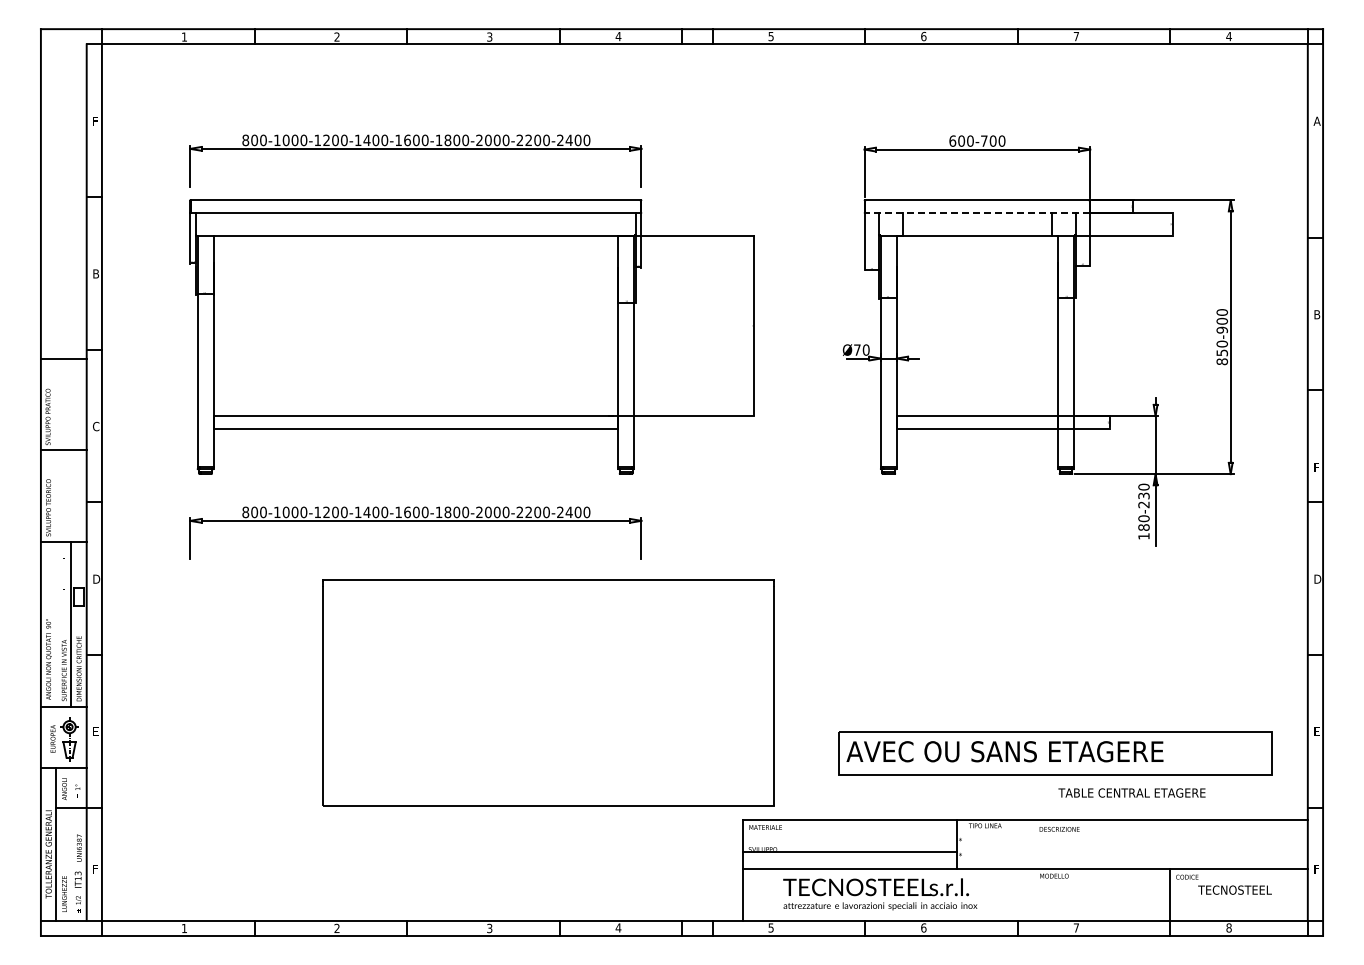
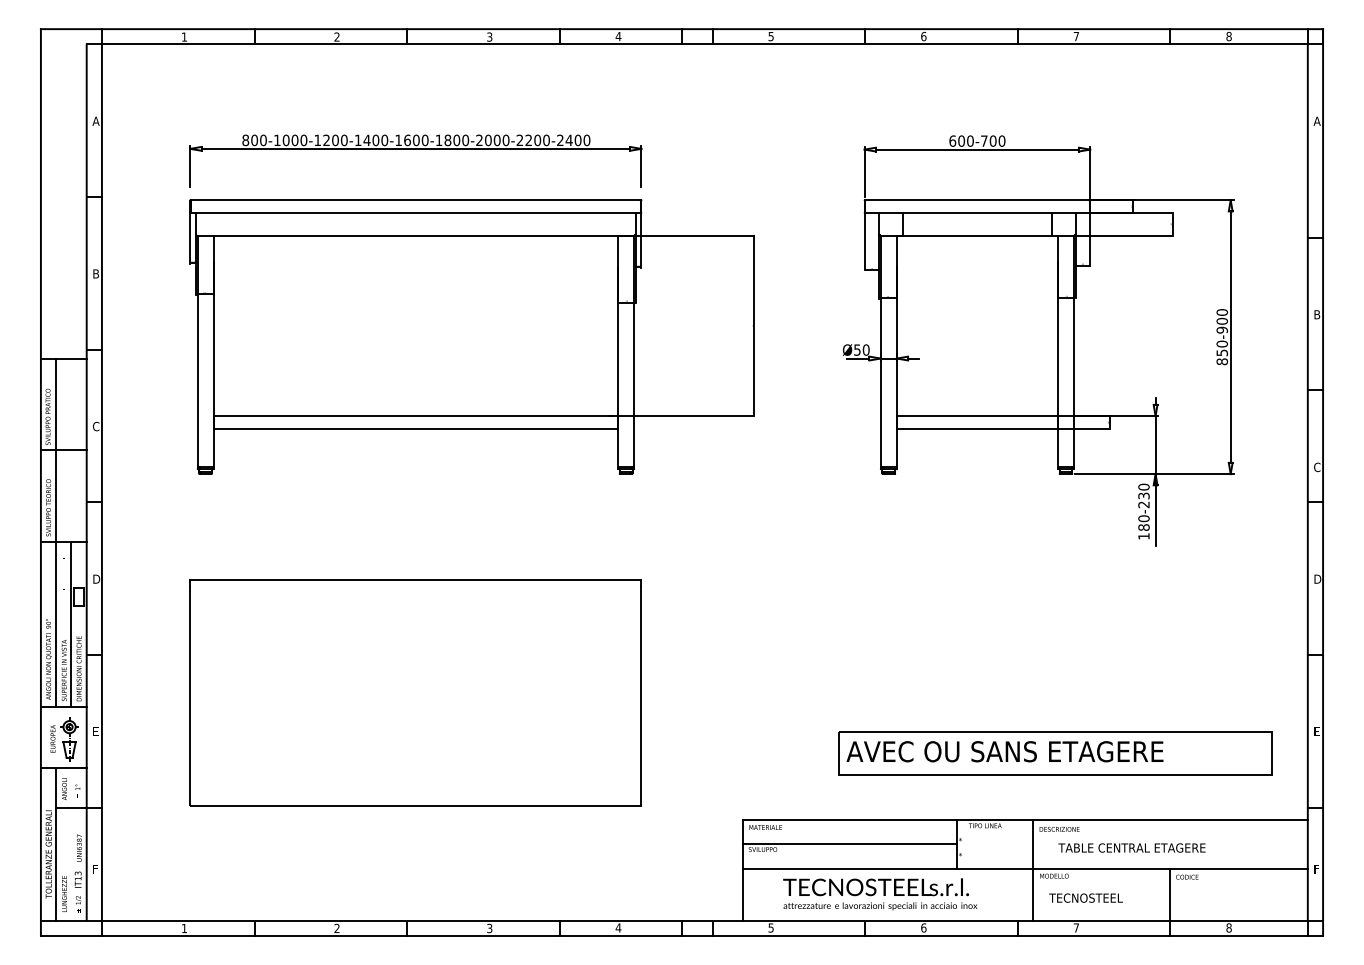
text: 4 -> 8 (1228, 36)
text: F -> A (95, 120)
line: dashed -> solid (976, 213)
text: Ø70 -> Ø50 (857, 349)
text: F -> C (1317, 467)
part: present -> none (415, 521)
line: none -> present (56, 532)
part position: (548, 692) -> (415, 692) (415, 692)
text position: (1131, 792) -> (1131, 847) (1131, 847)
line position: (849, 852) -> (849, 844) (849, 844)
line: none -> present (1033, 869)
text position: (1234, 889) -> (1085, 897) (1085, 897)
